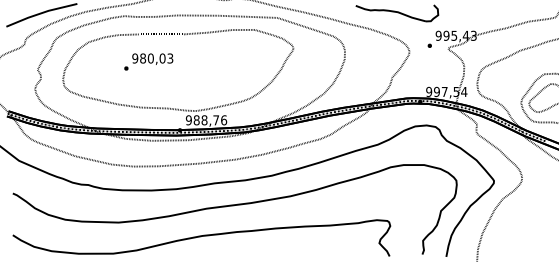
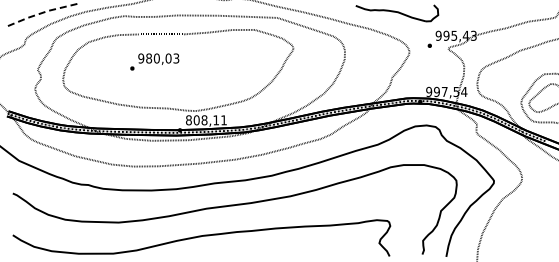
line: solid -> dashed (41, 13)
text position: (148, 61) -> (154, 61) (154, 61)
text: 988,76 -> 808,11 (206, 120)
